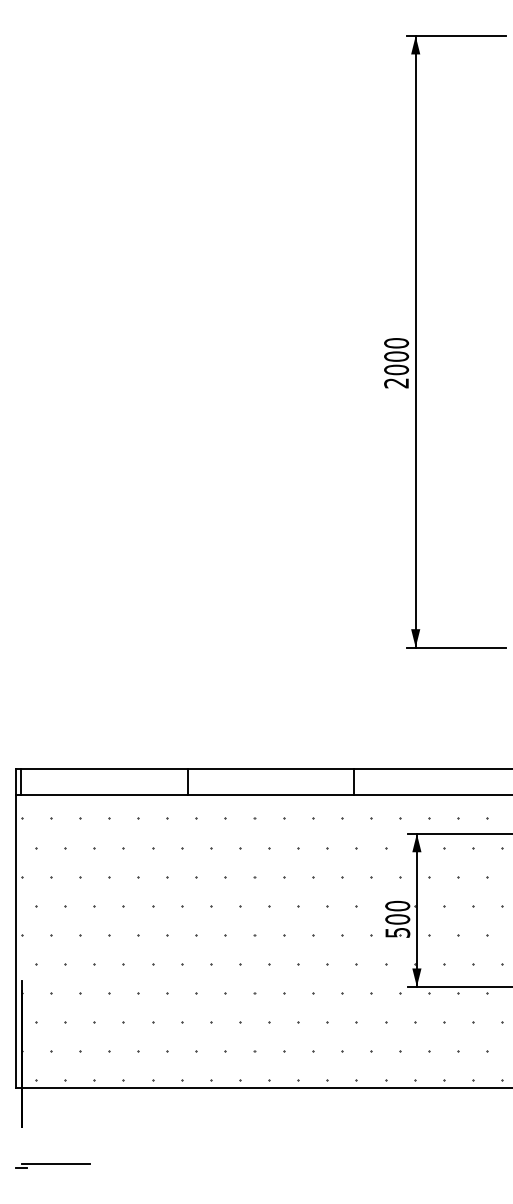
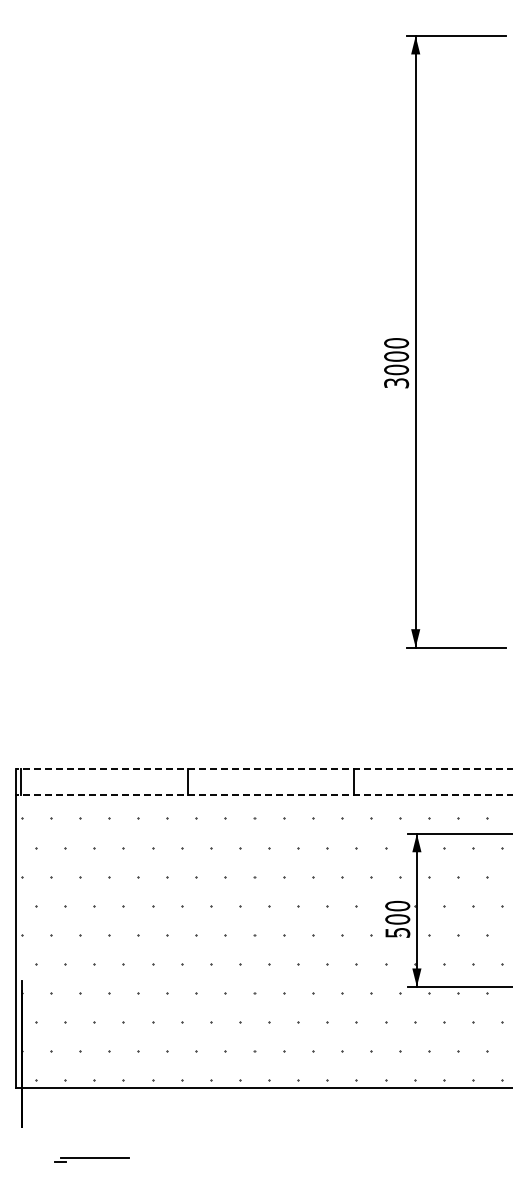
text: 2000 -> 3000 (396, 383)
line: solid -> dashed (263, 768)
line: solid -> dashed (263, 794)
part position: (52, 1165) -> (91, 1159) (91, 1159)
